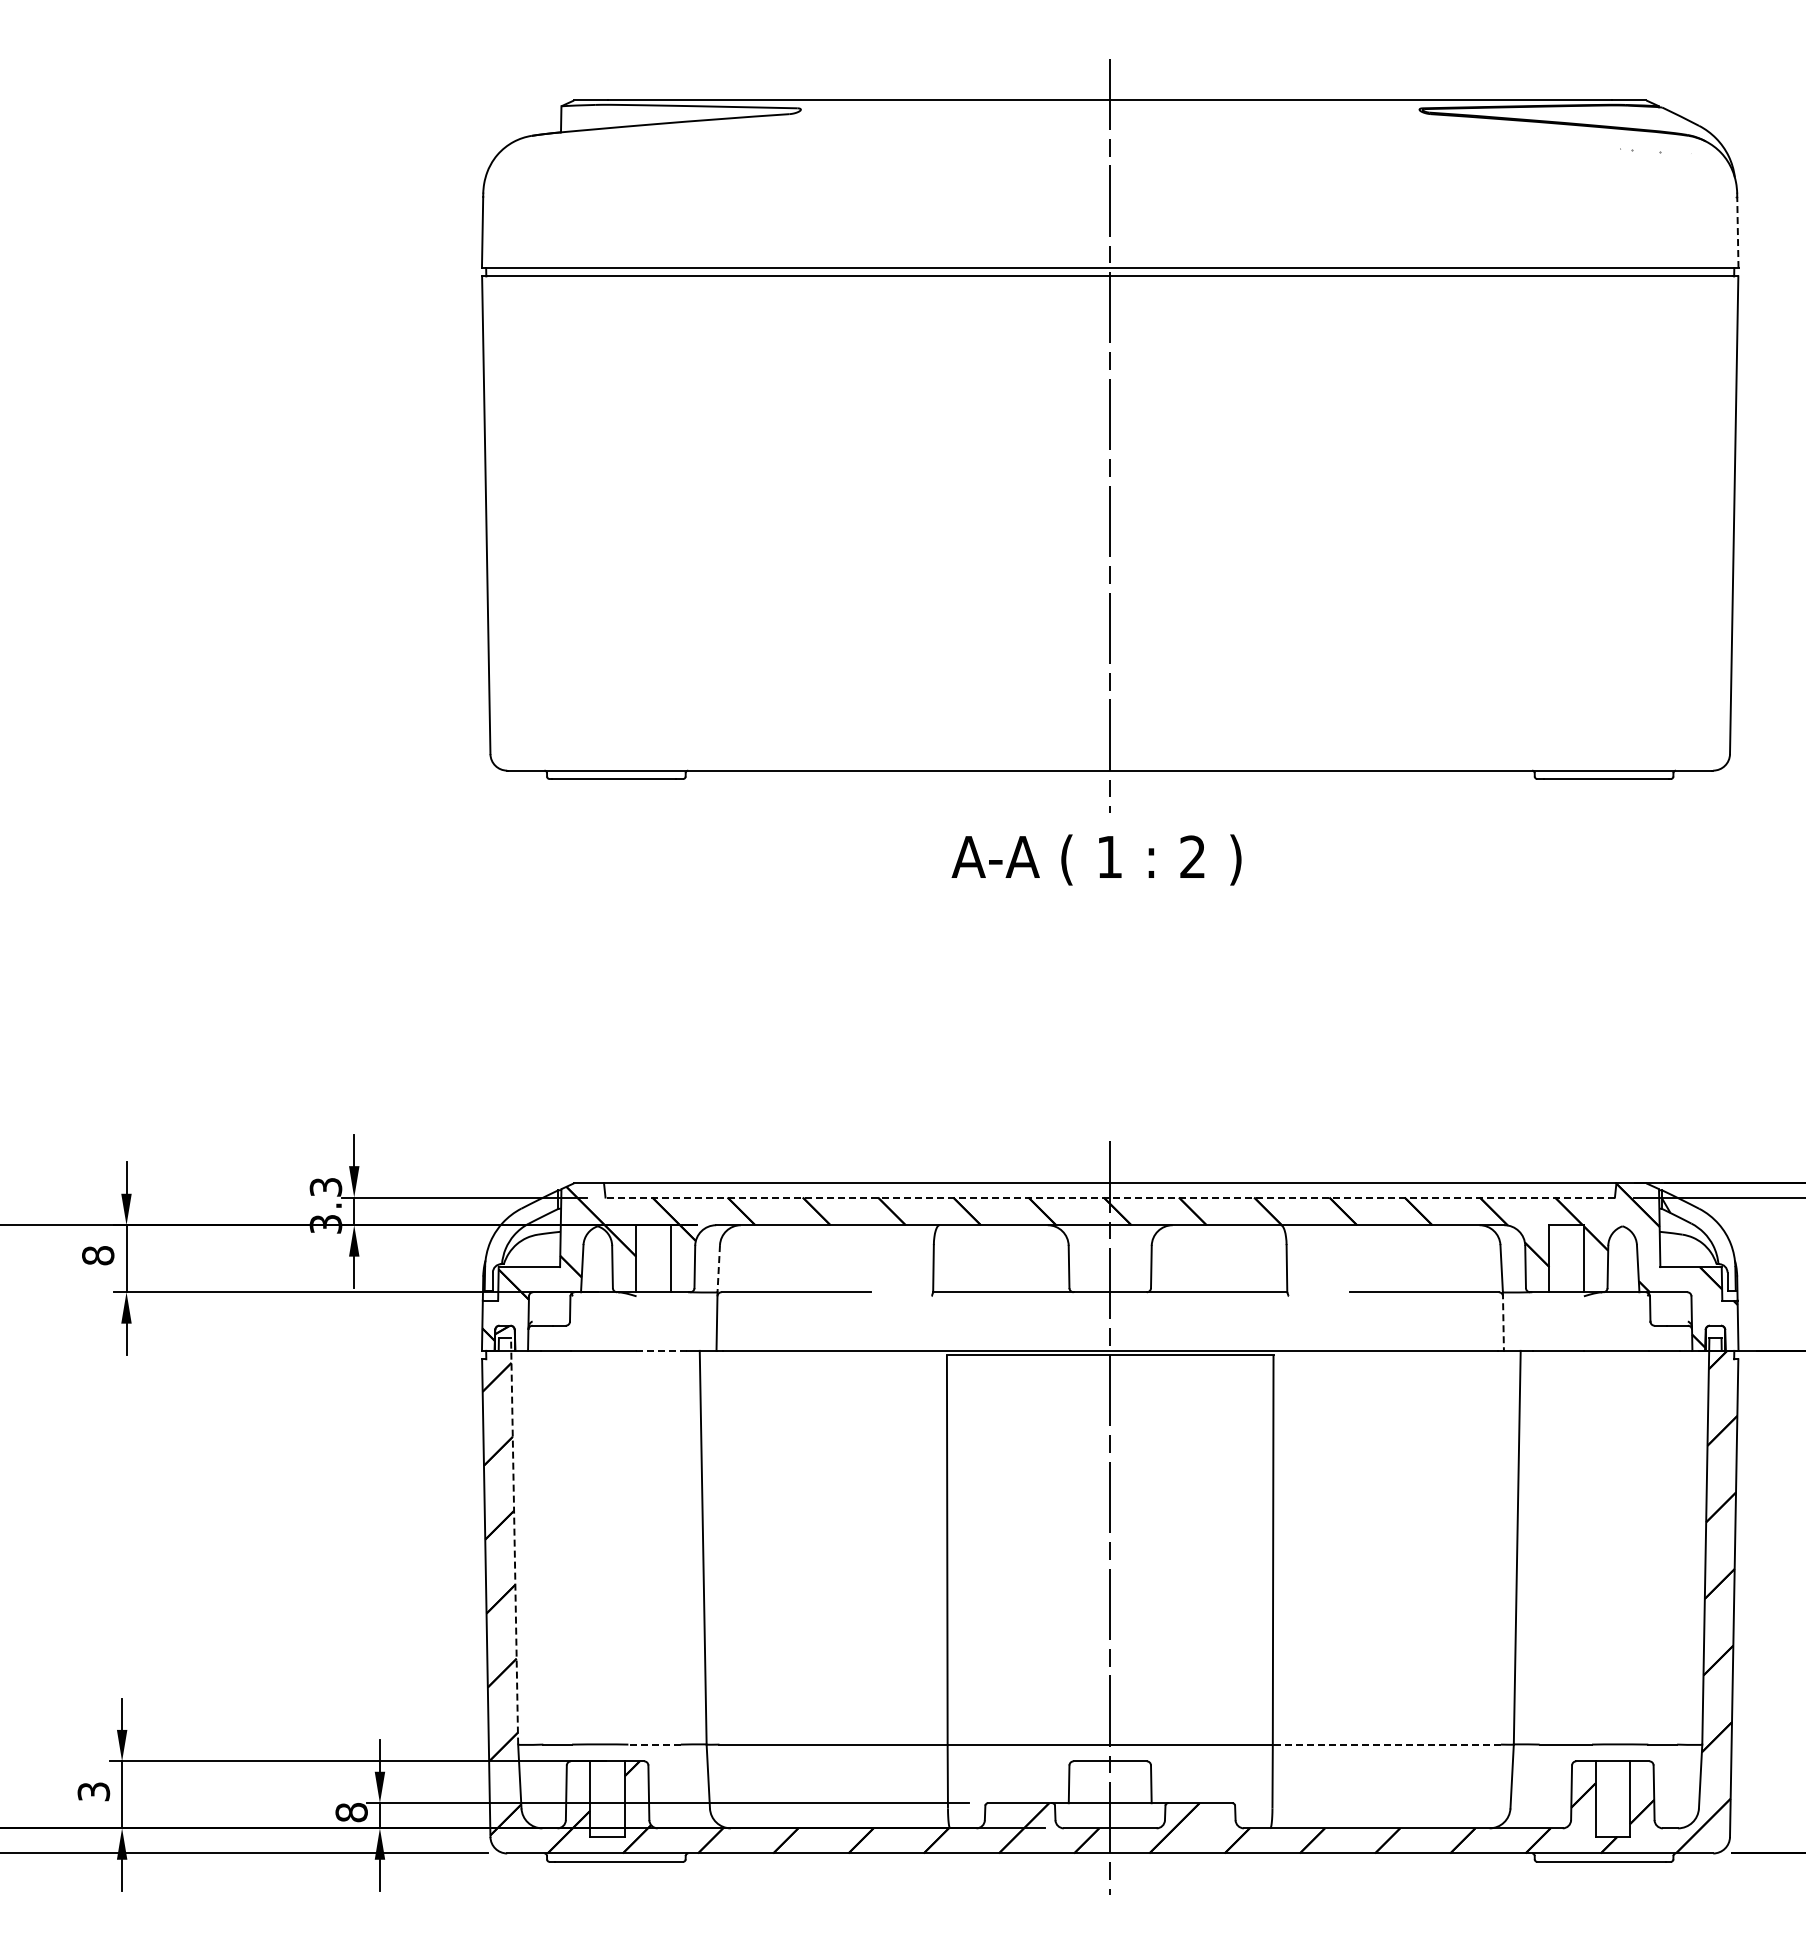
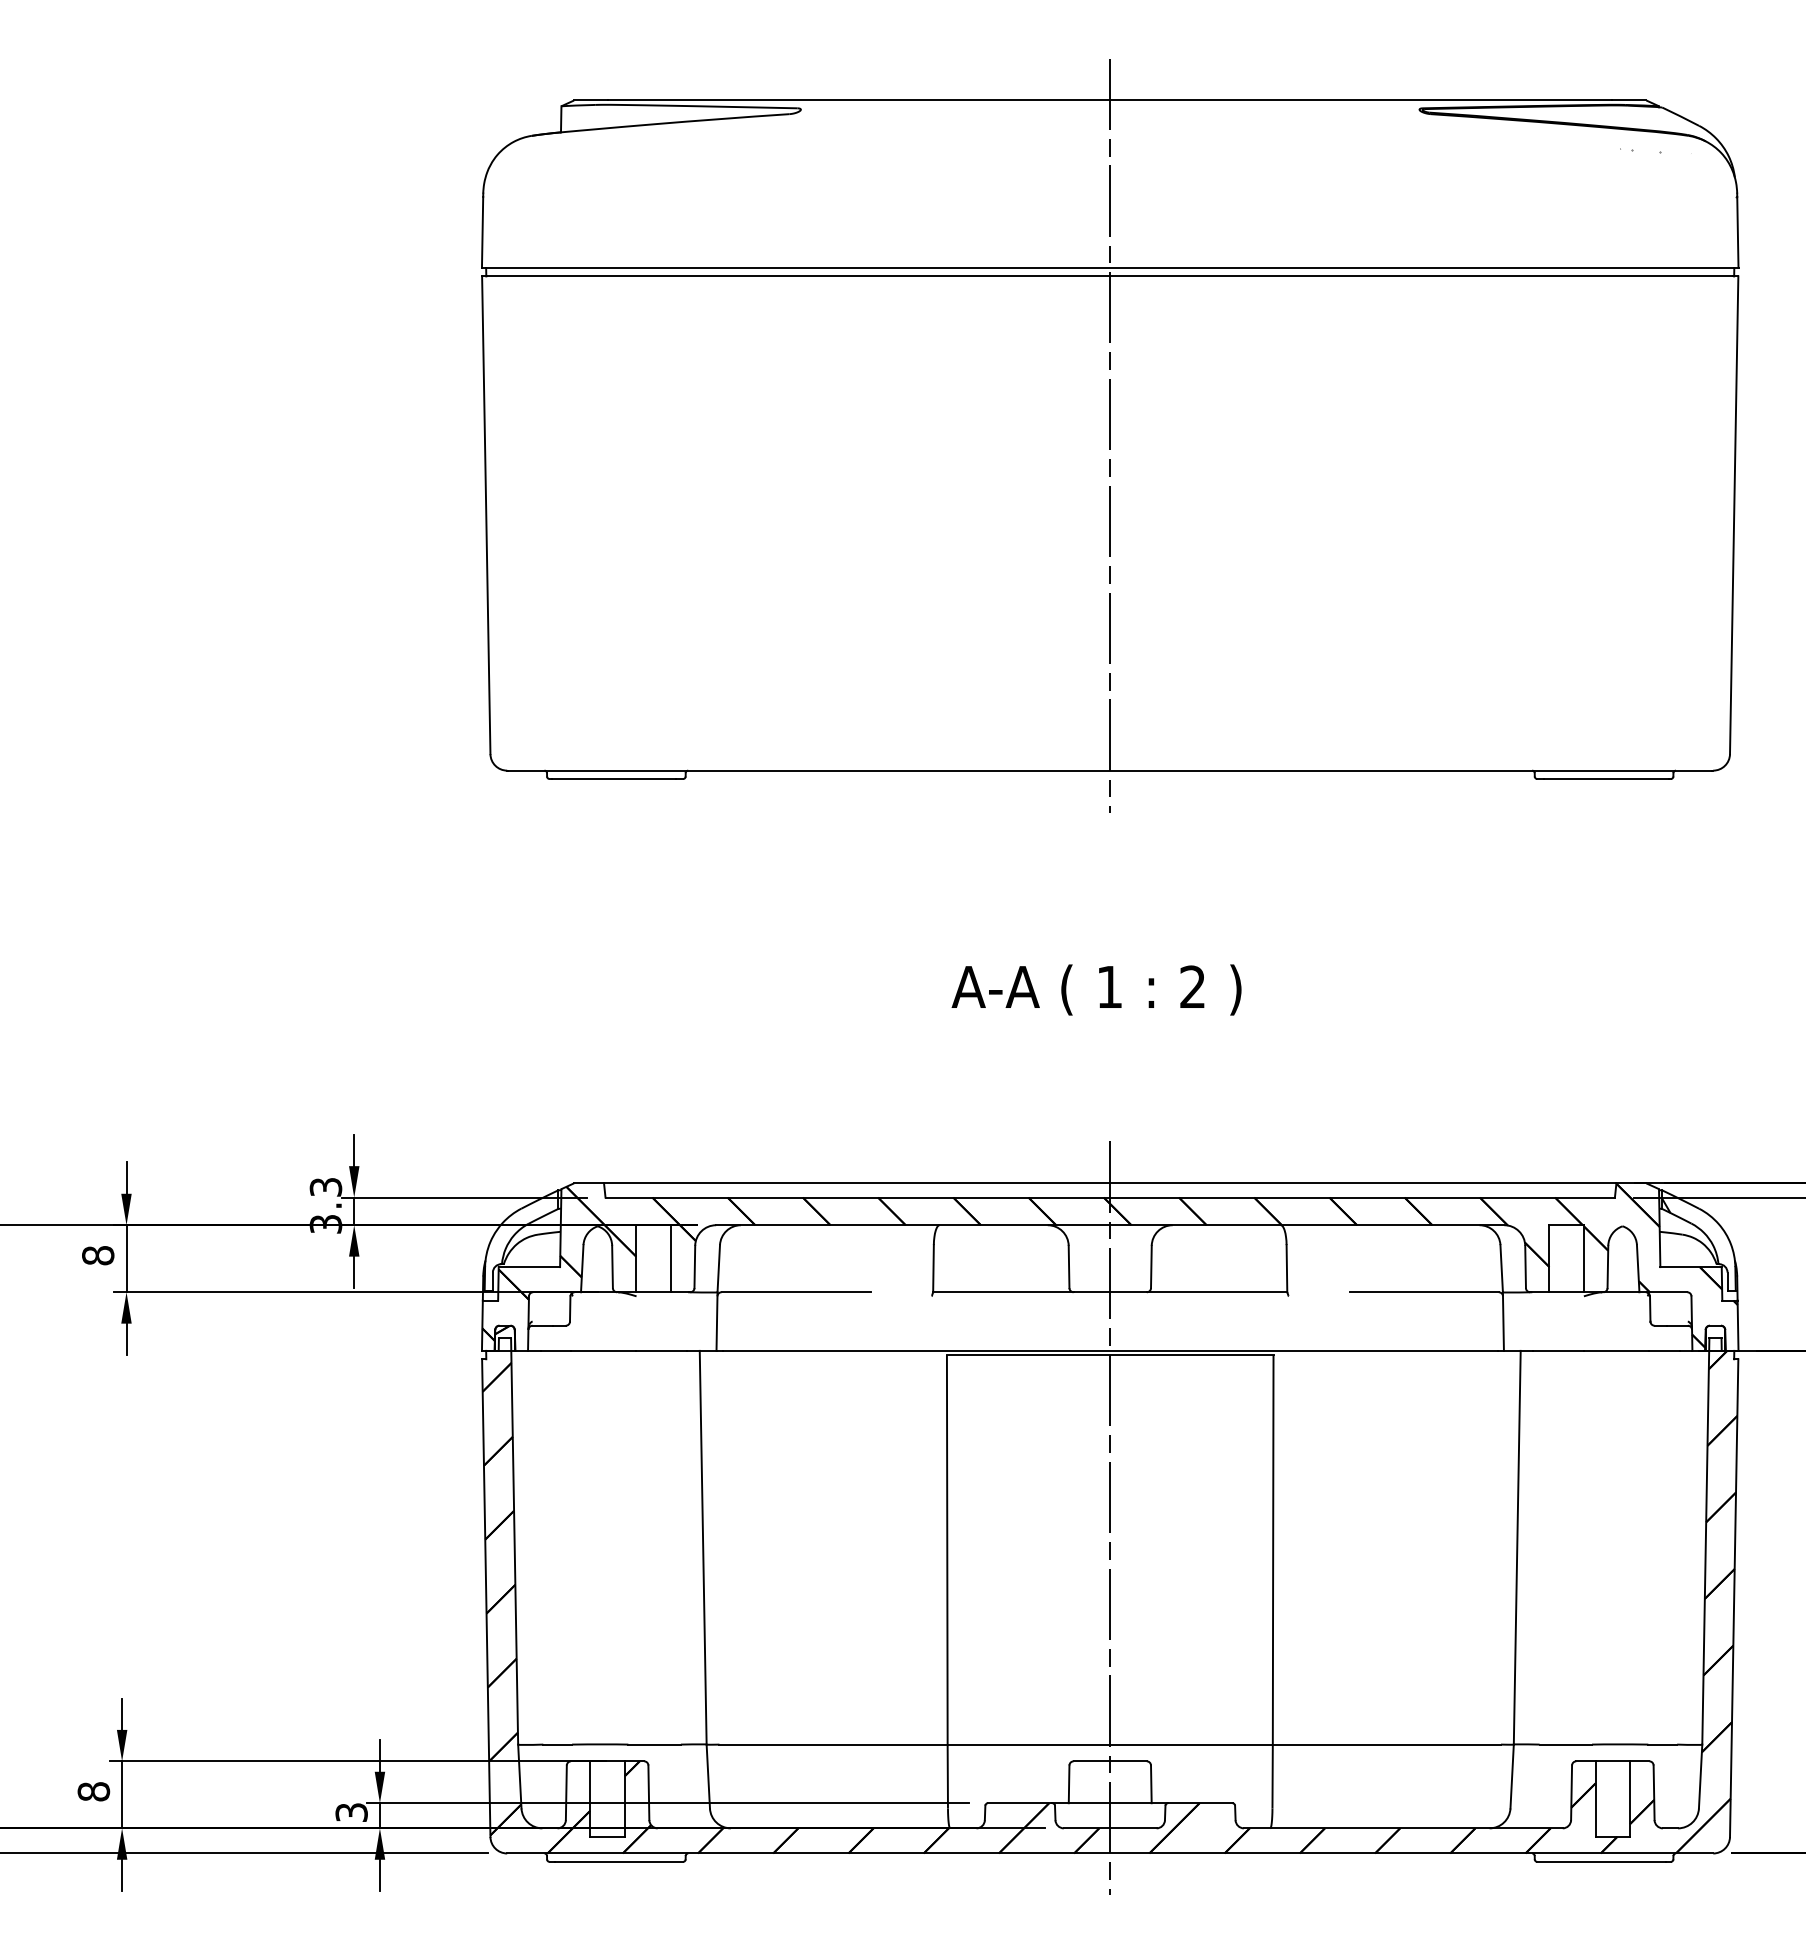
line: dashed -> solid (1737, 232)
text position: (1096, 859) -> (1096, 989) (1096, 989)
line: dashed -> solid (1110, 1197)
line: dashed -> solid (718, 1268)
line: dashed -> solid (1503, 1322)
line: dashed -> solid (661, 1350)
line: dashed -> solid (514, 1540)
line: dashed -> solid (654, 1744)
line: dashed -> solid (1386, 1744)
text: 3 -> 8 (93, 1791)
text: 8 -> 3 (351, 1812)
